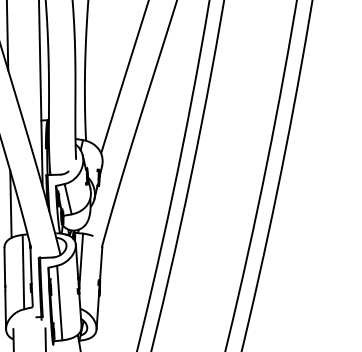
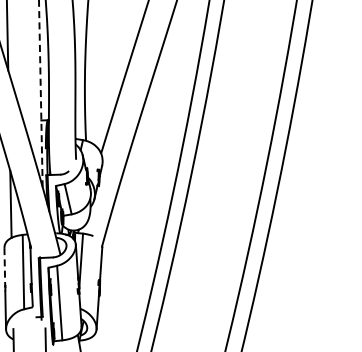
line: solid -> dashed (40, 93)
line: solid -> dashed (4, 267)
